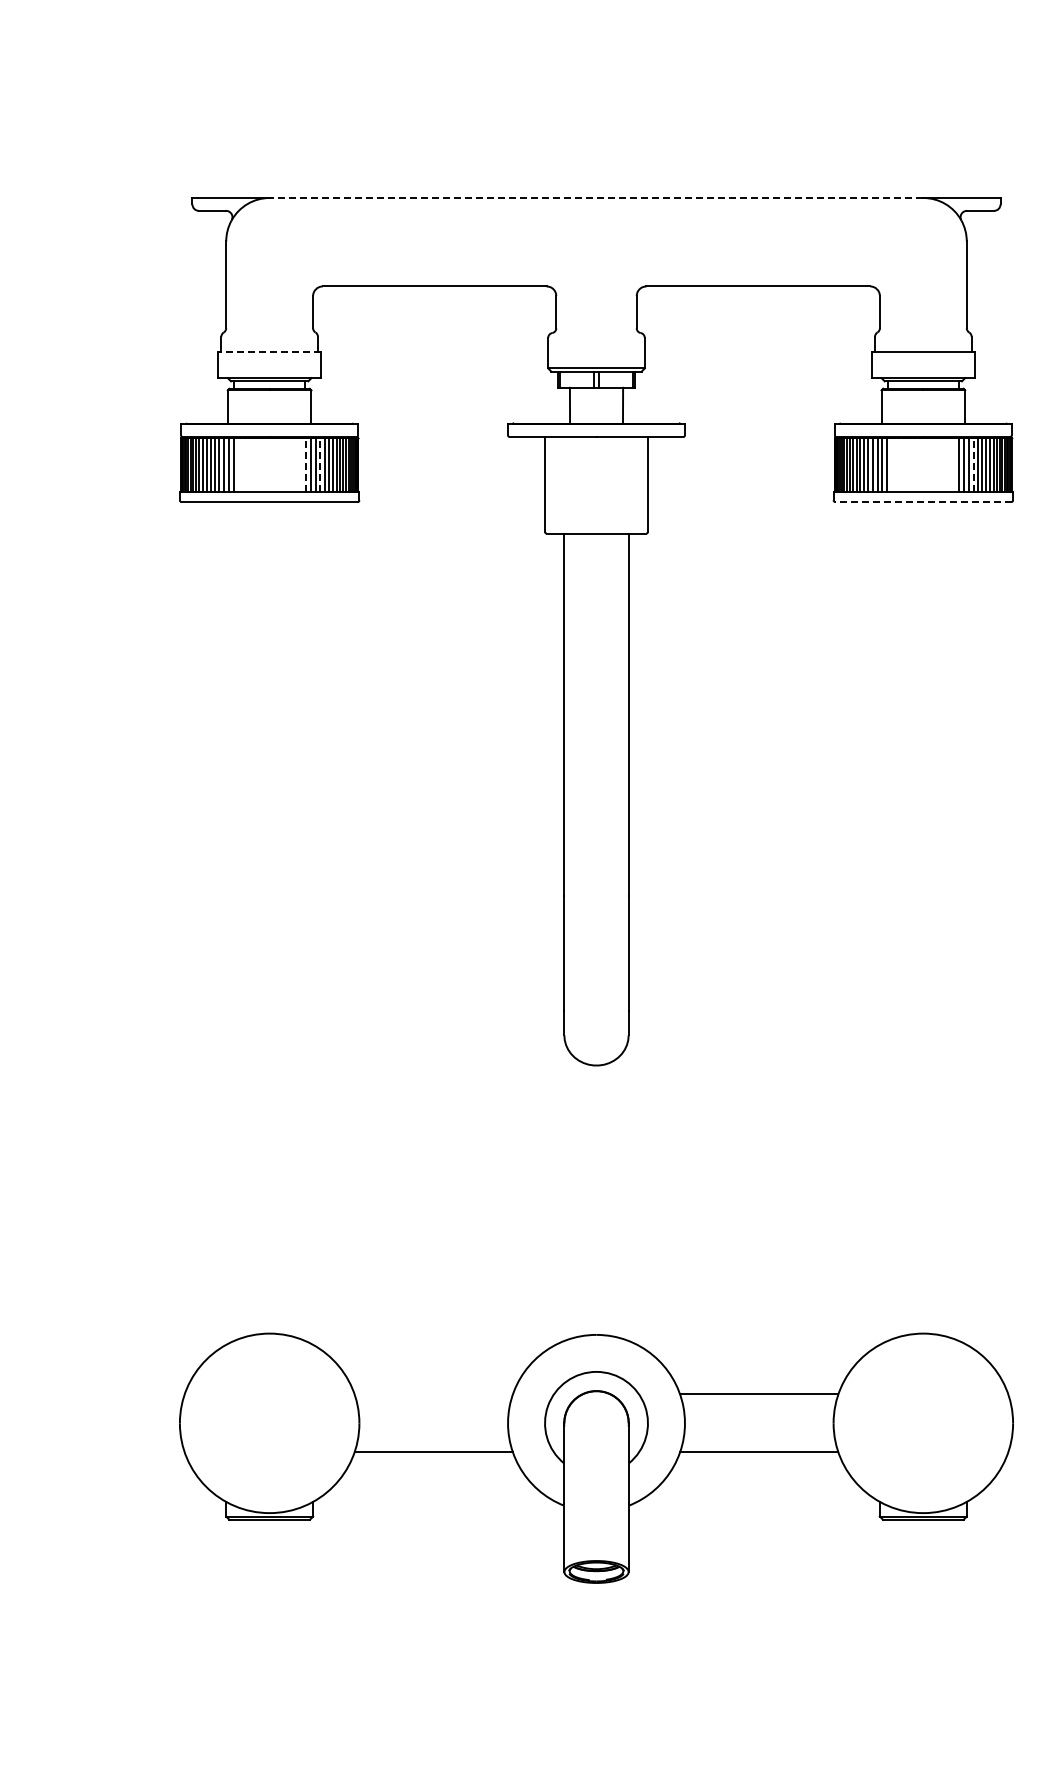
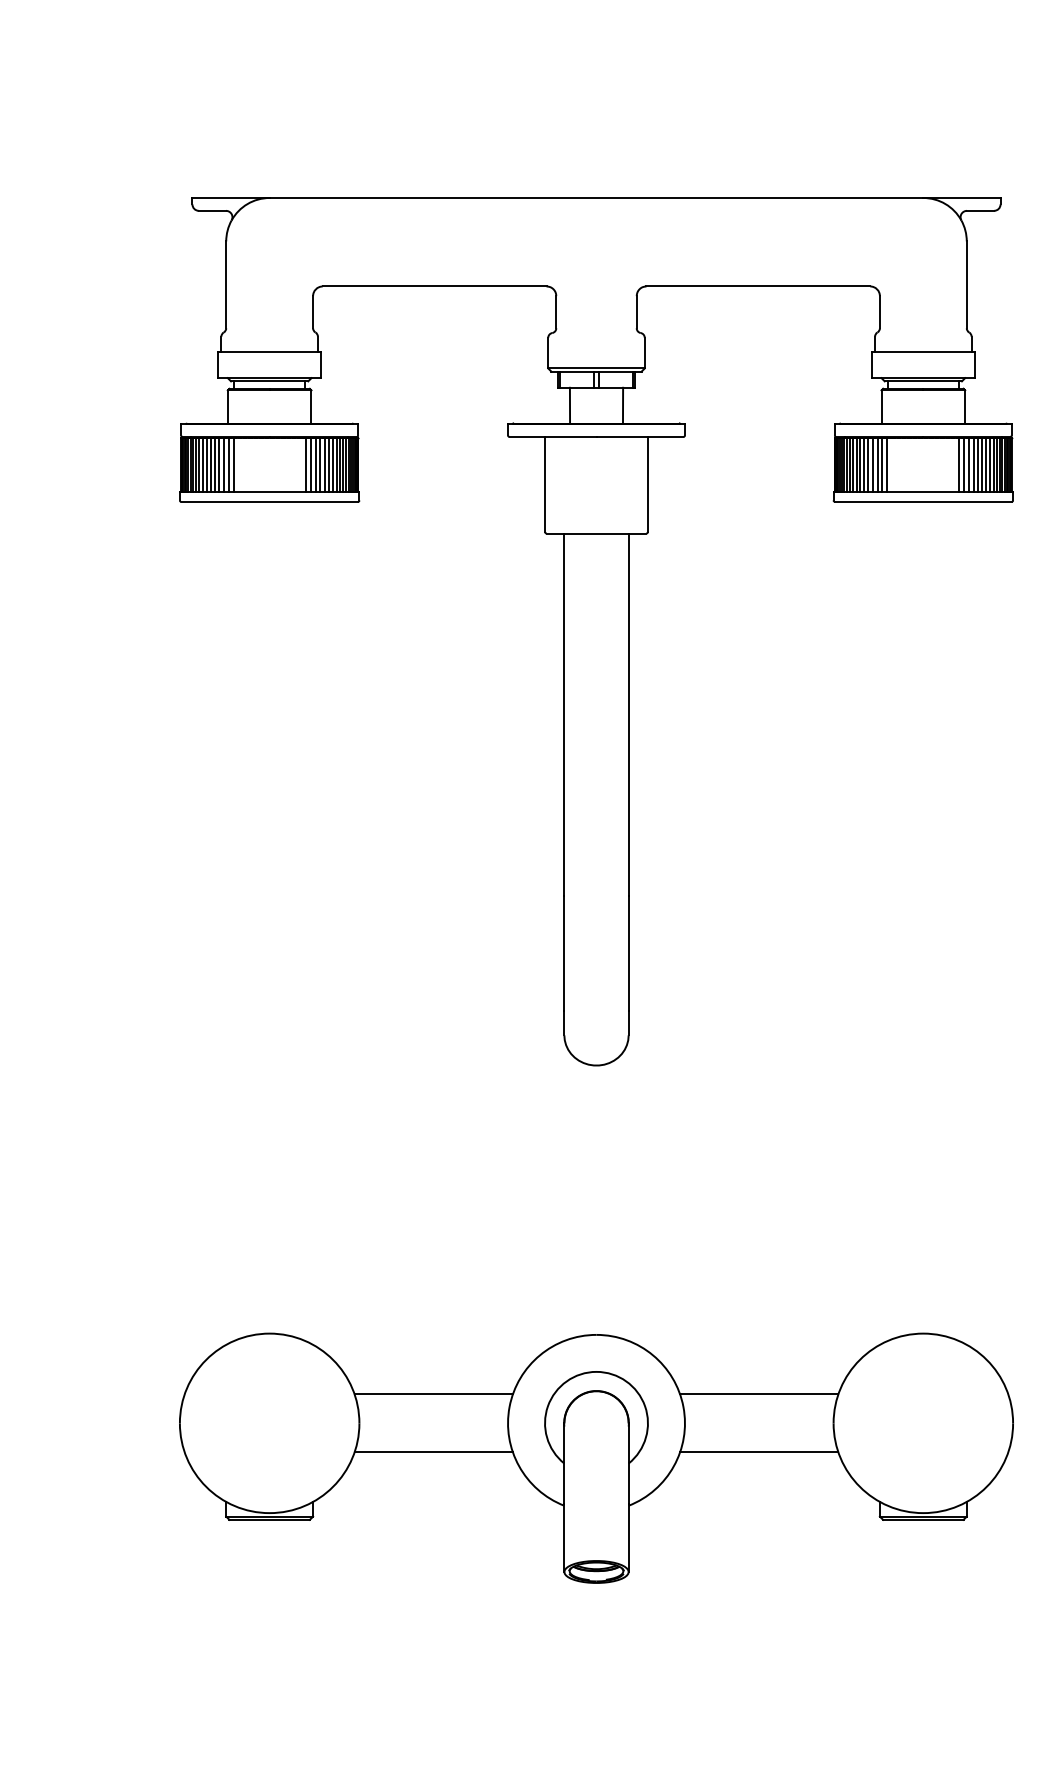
line: dashed -> solid (596, 198)
line: dashed -> solid (269, 352)
line: dashed -> solid (305, 464)
line: dashed -> solid (320, 464)
line: dashed -> solid (973, 464)
line: dashed -> solid (922, 502)
line: none -> present (433, 1394)
